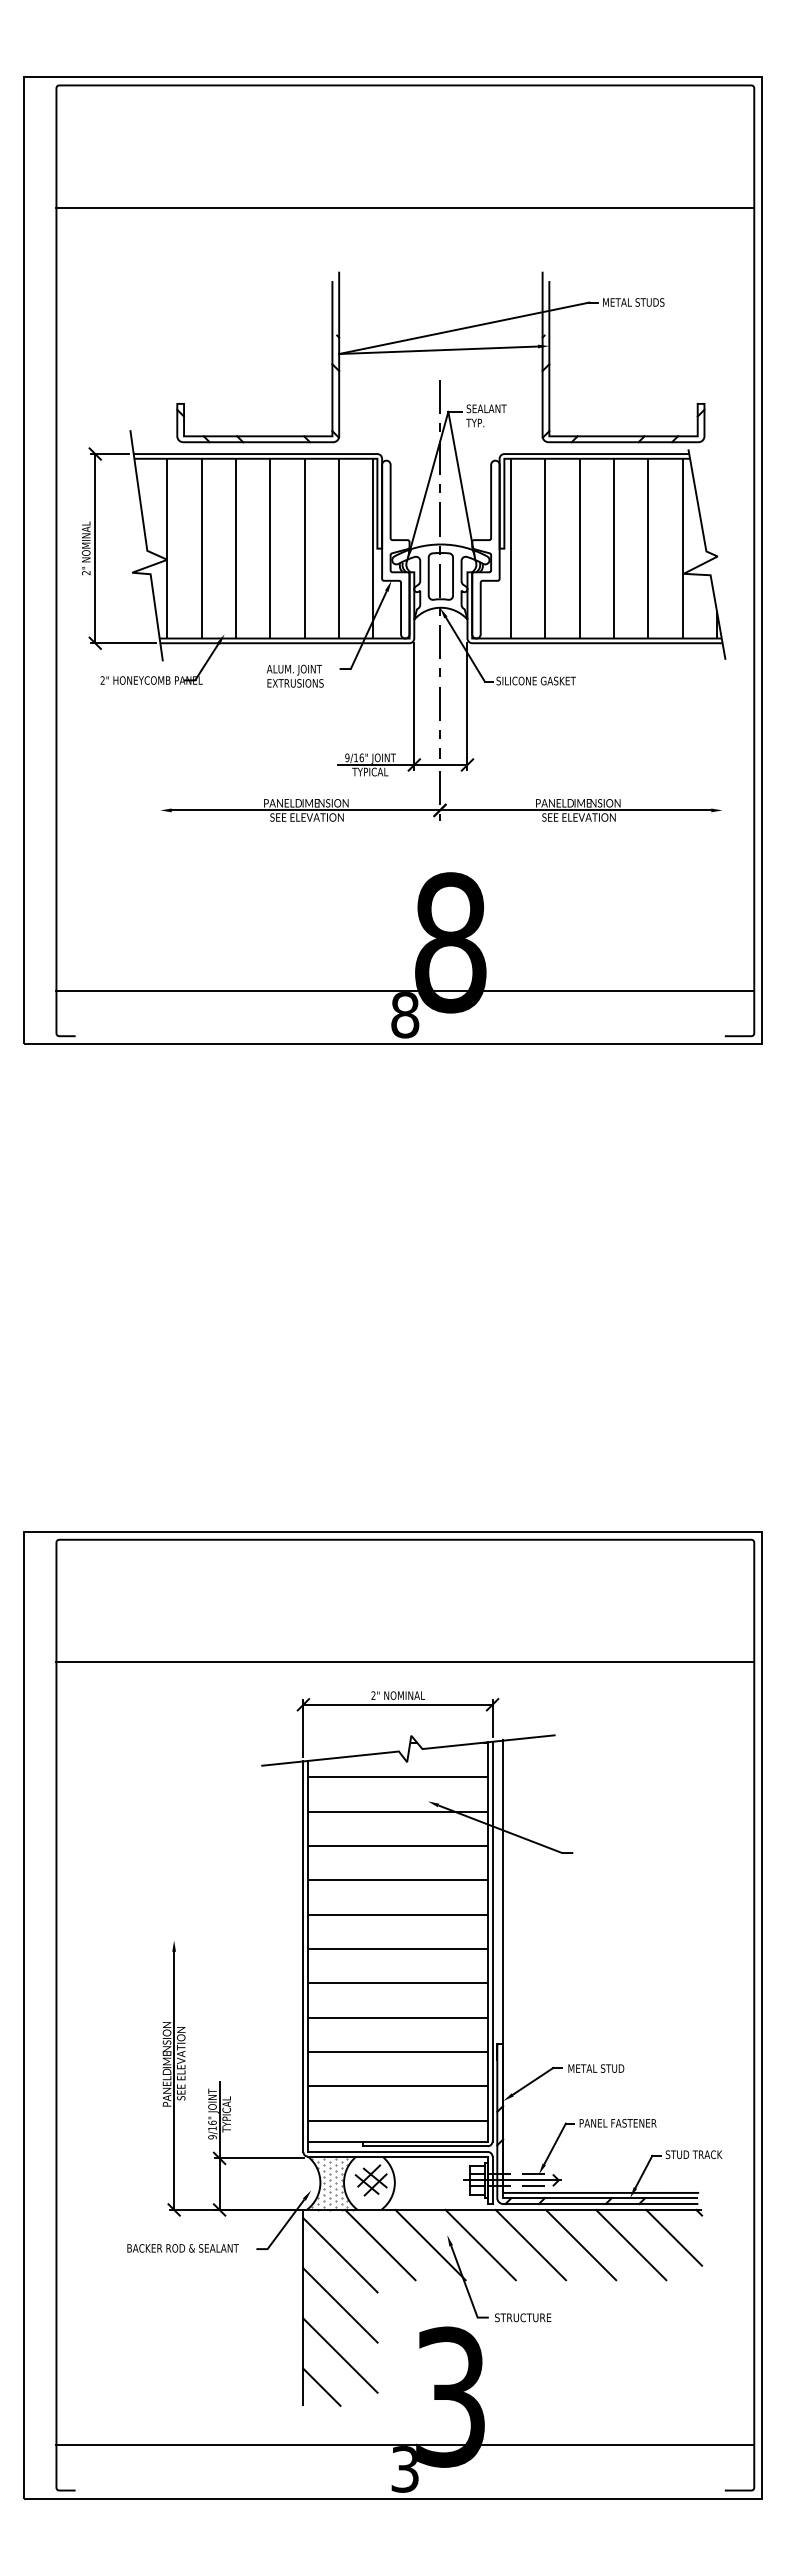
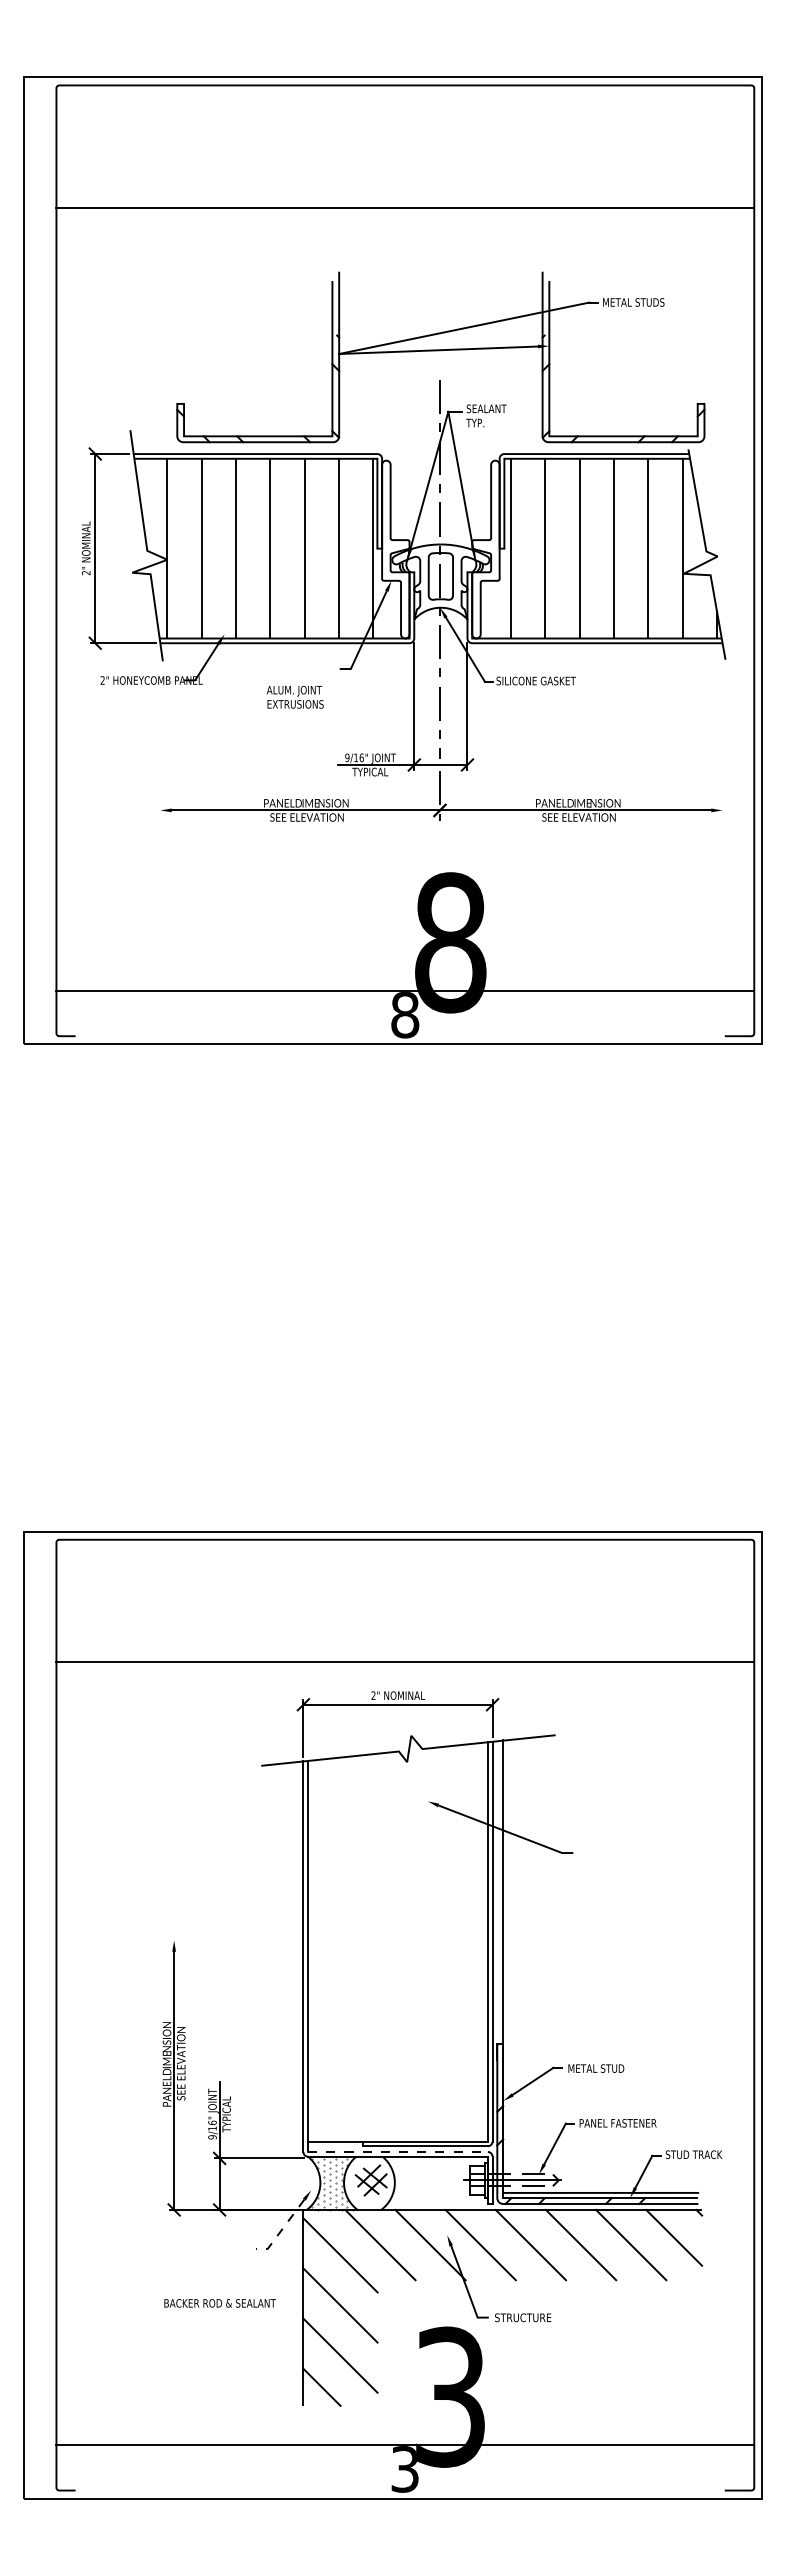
text position: (295, 675) -> (295, 696) (295, 696)
hatch: present -> none (397, 1931)
line: solid -> dashed (397, 2151)
line: solid -> dashed (281, 2229)
text position: (182, 2248) -> (219, 2303) (219, 2303)
